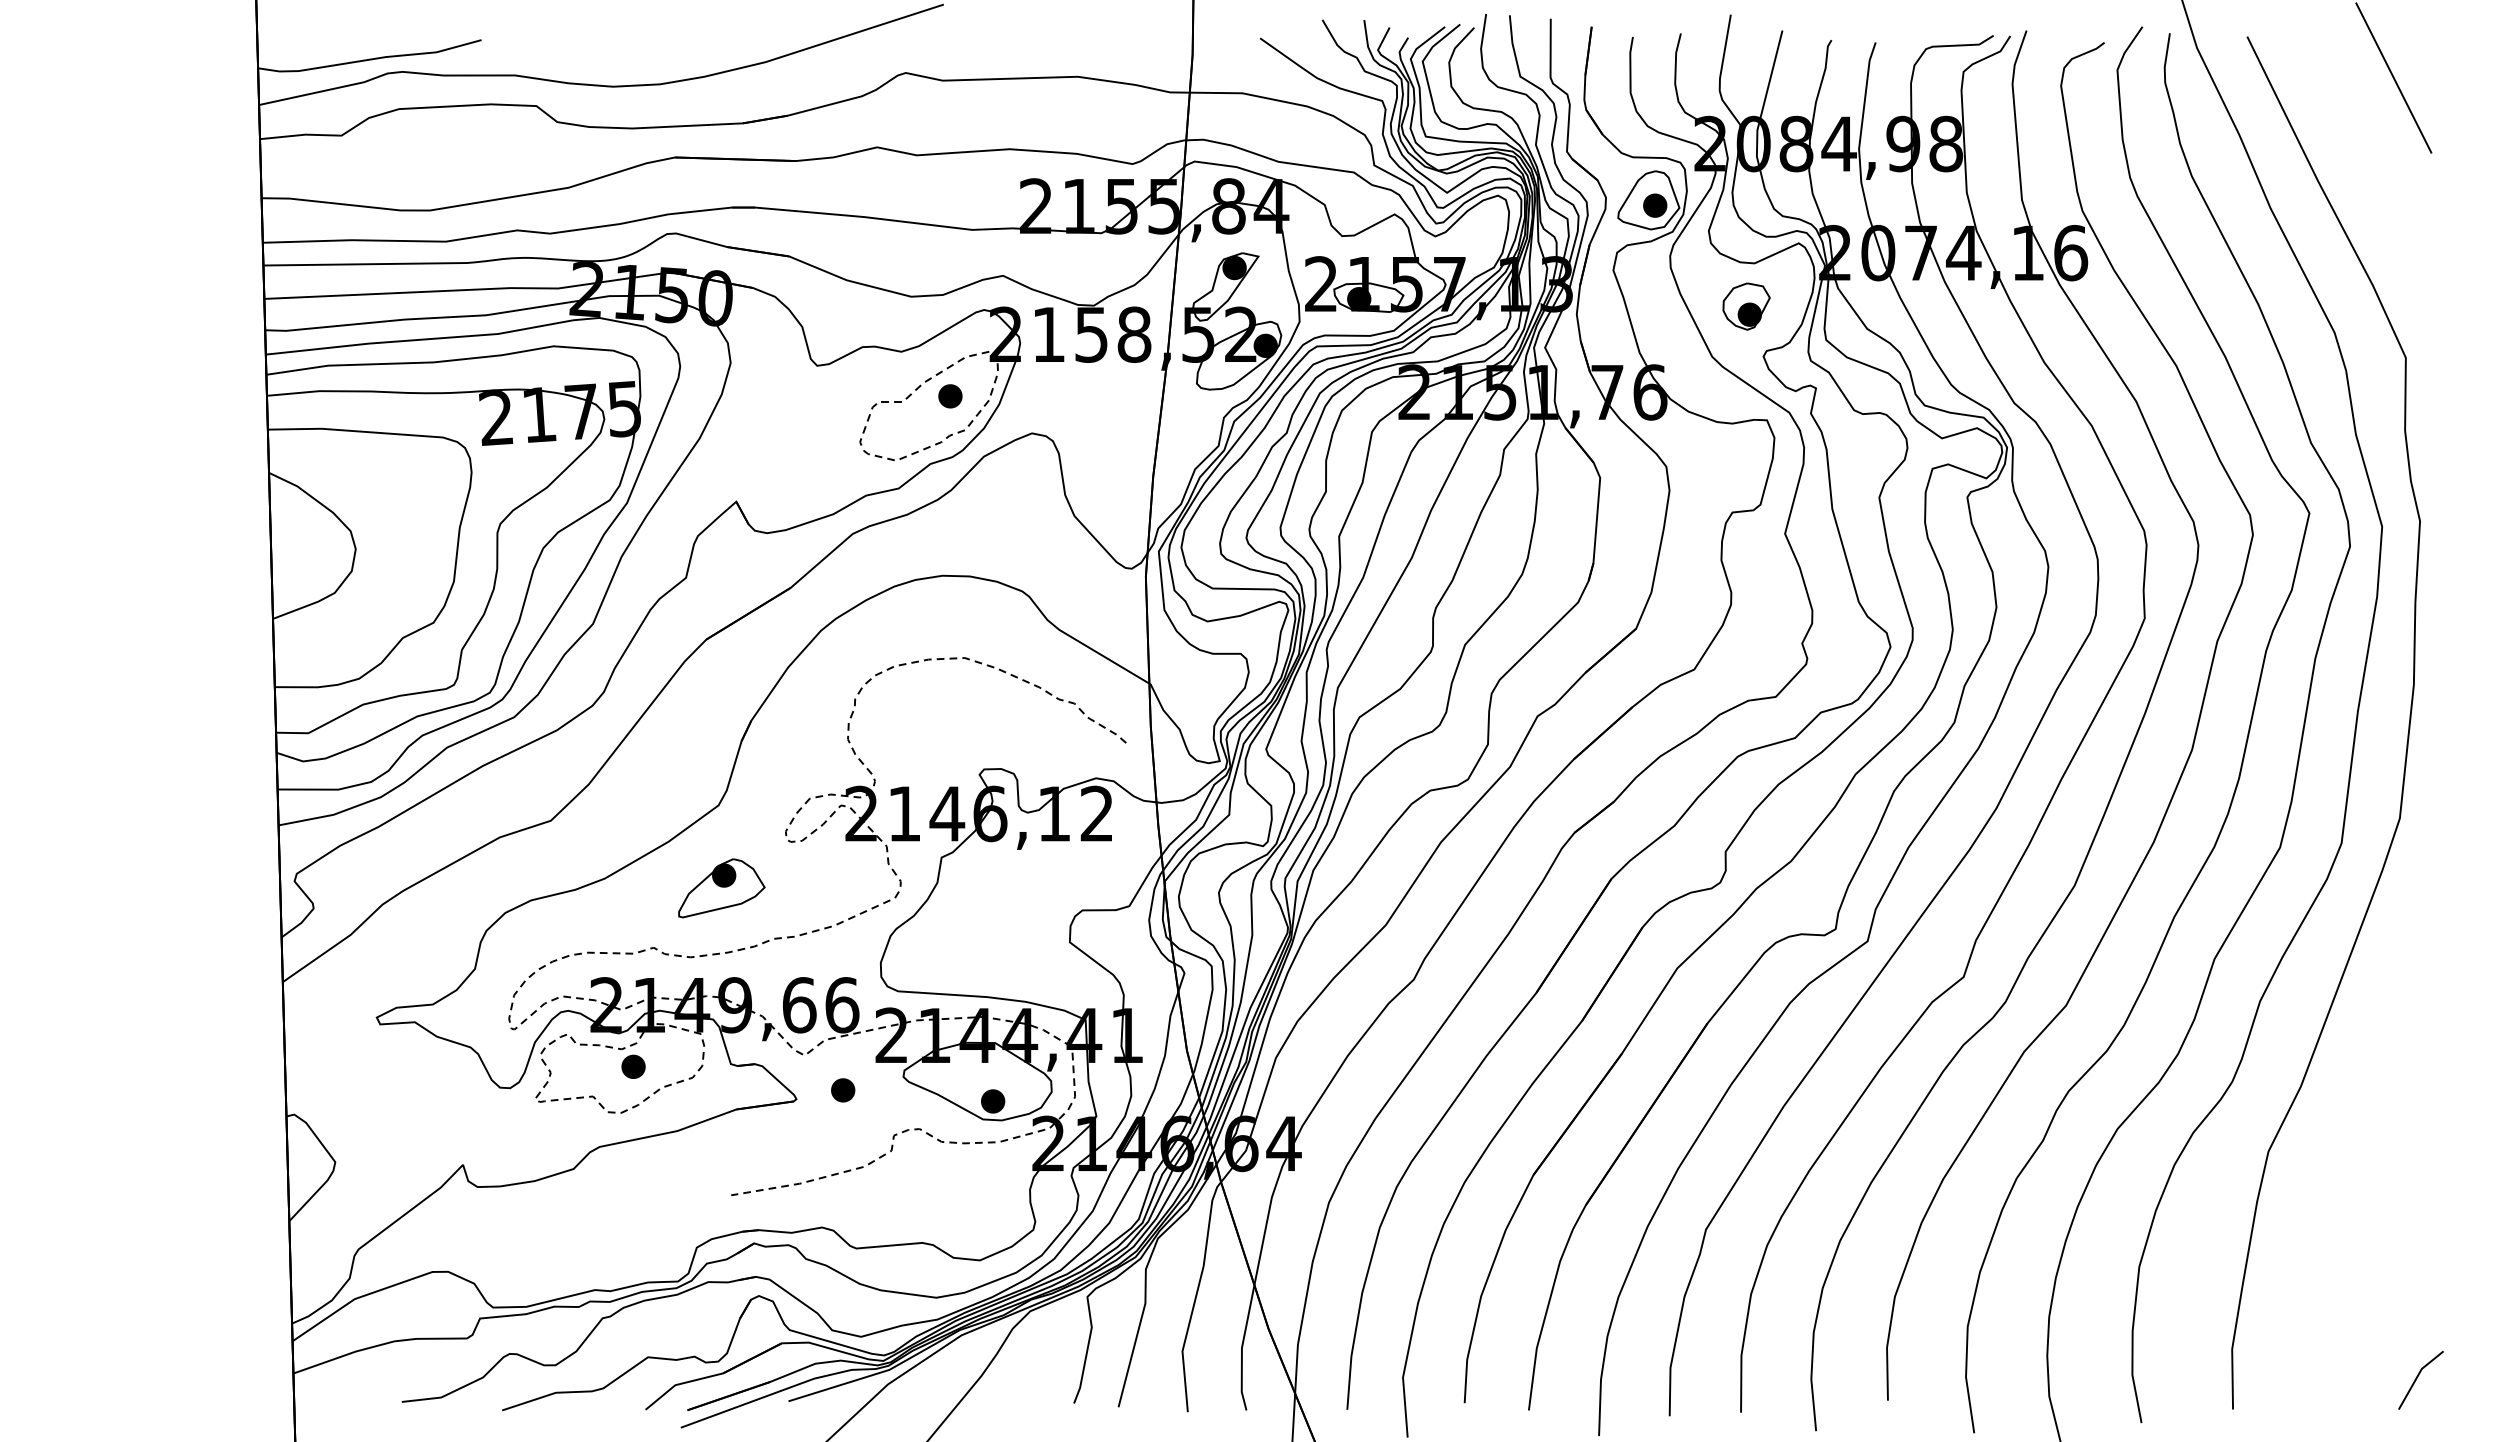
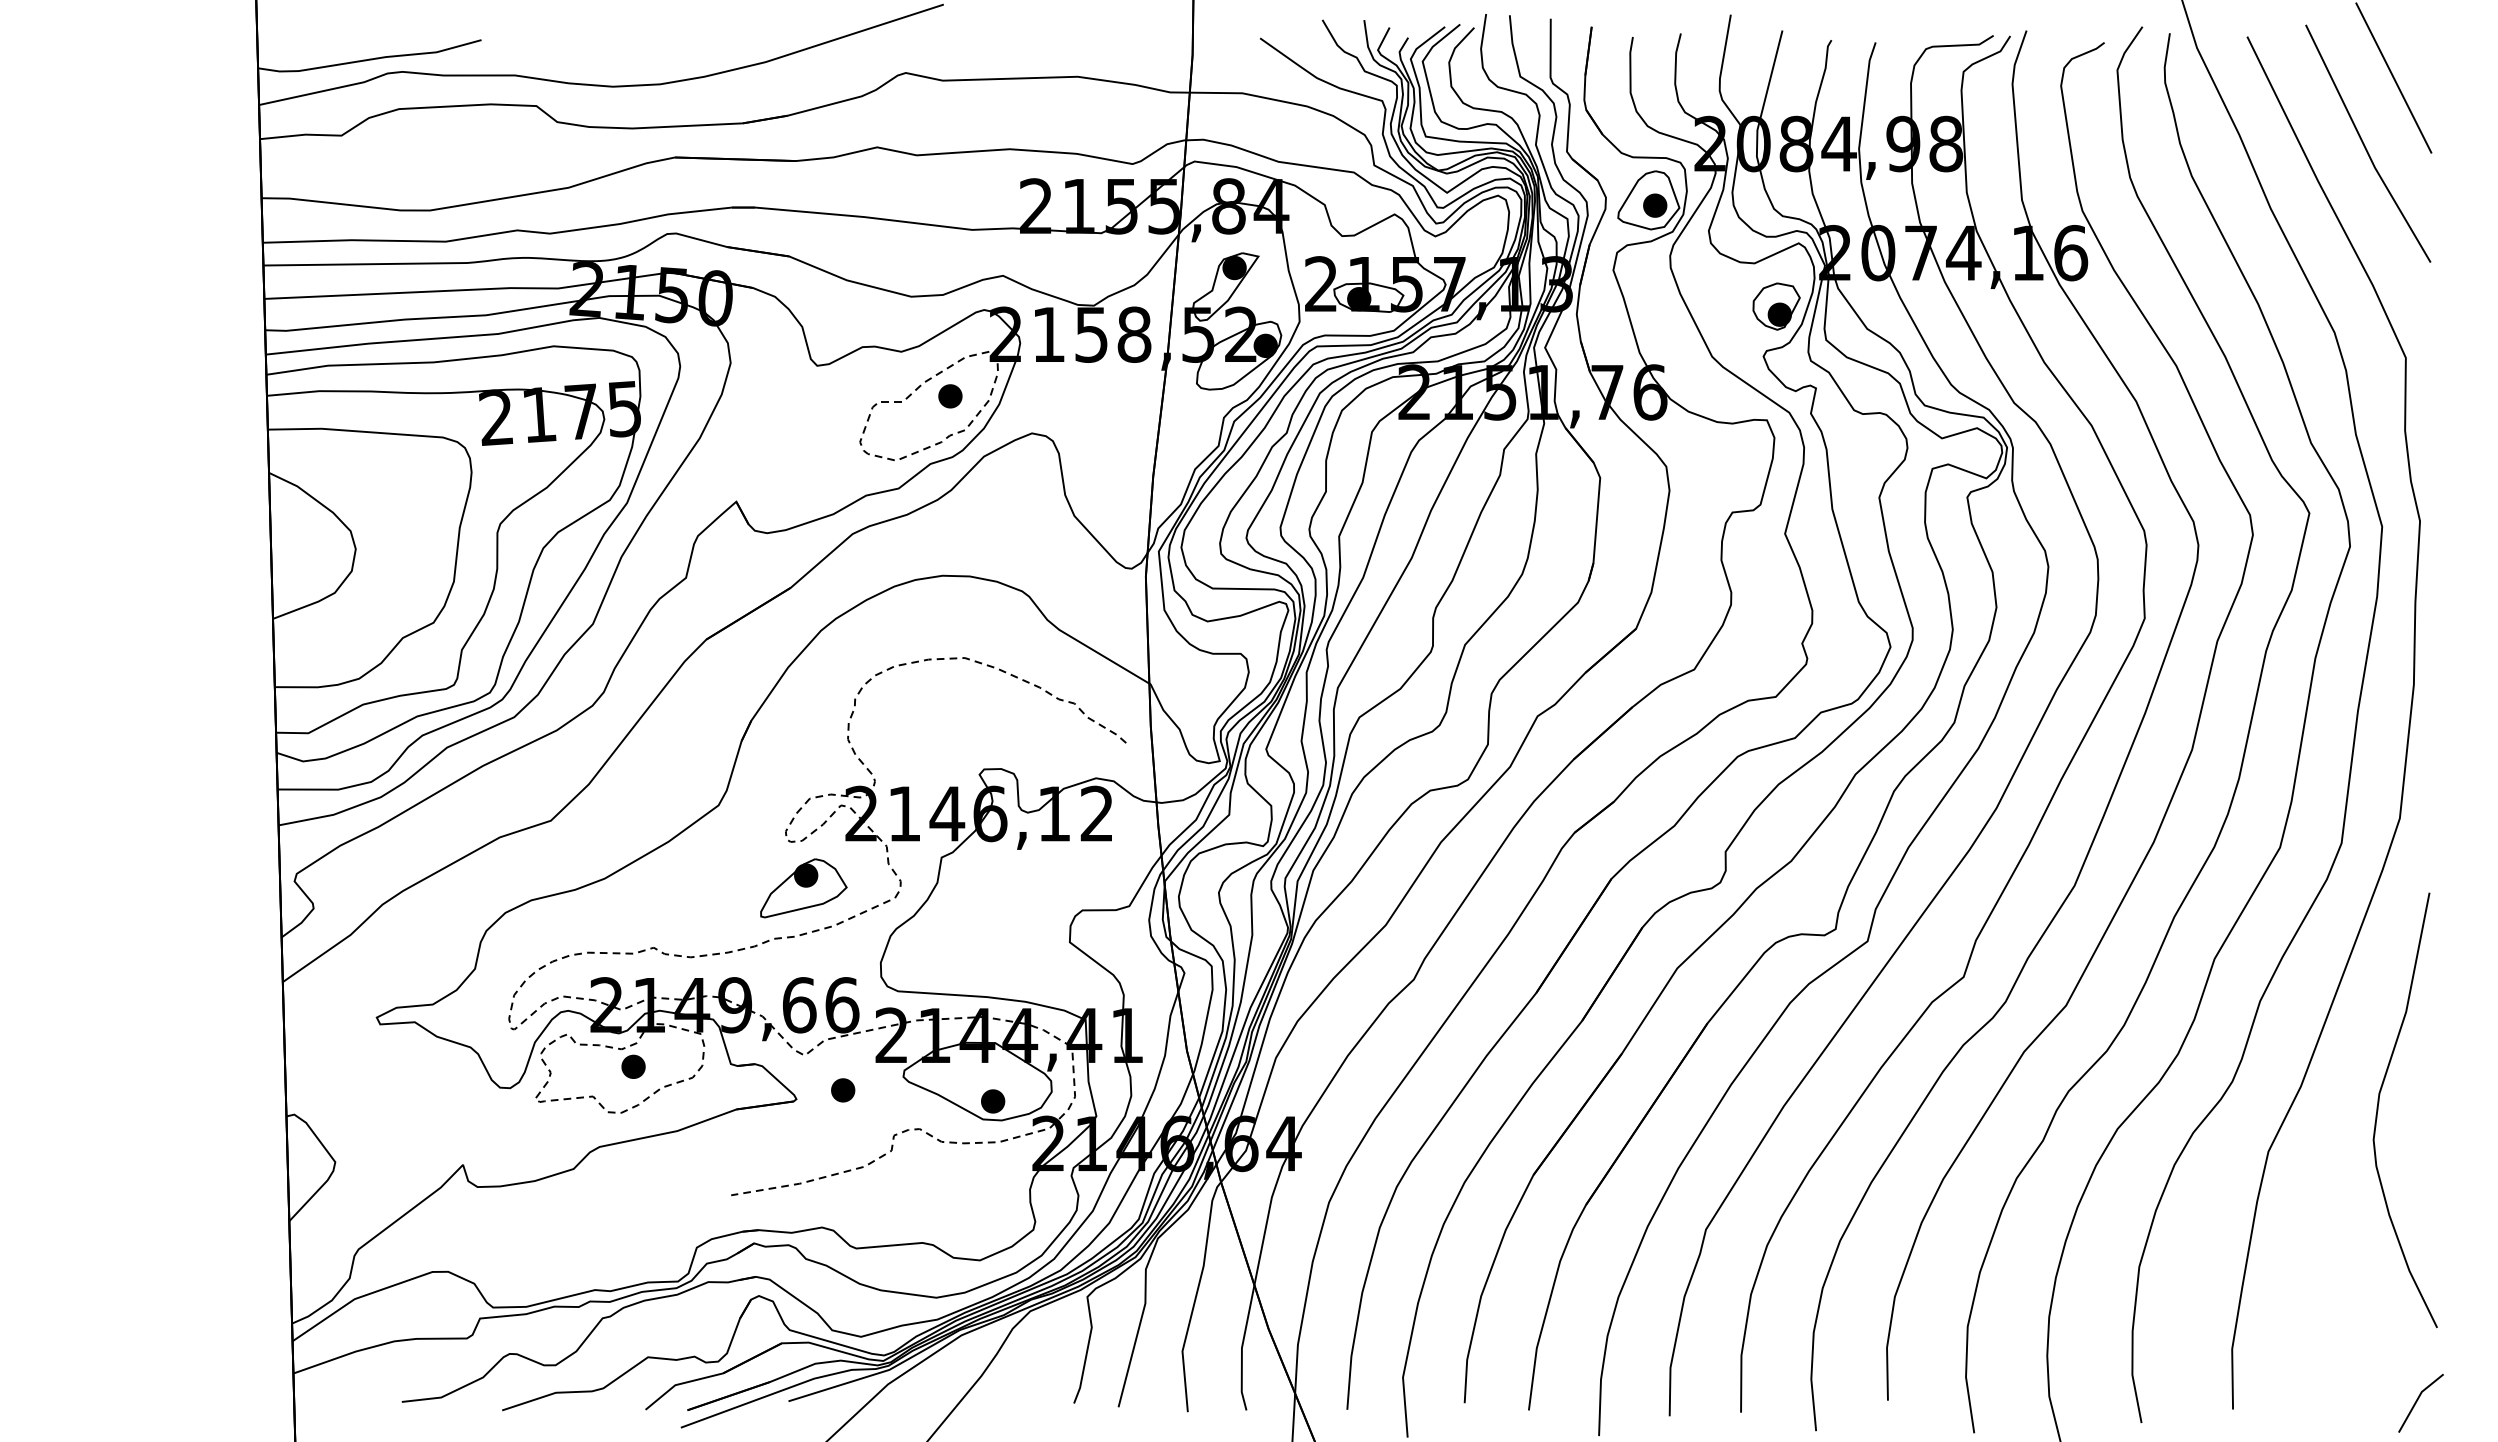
line: none -> present (2365, 145)
part position: (1746, 306) -> (1776, 306) (1776, 306)
part position: (721, 888) -> (803, 888) (803, 888)
curve: none -> present (2379, 1103)
line position: (2418, 1377) -> (2418, 1400) (2418, 1400)
